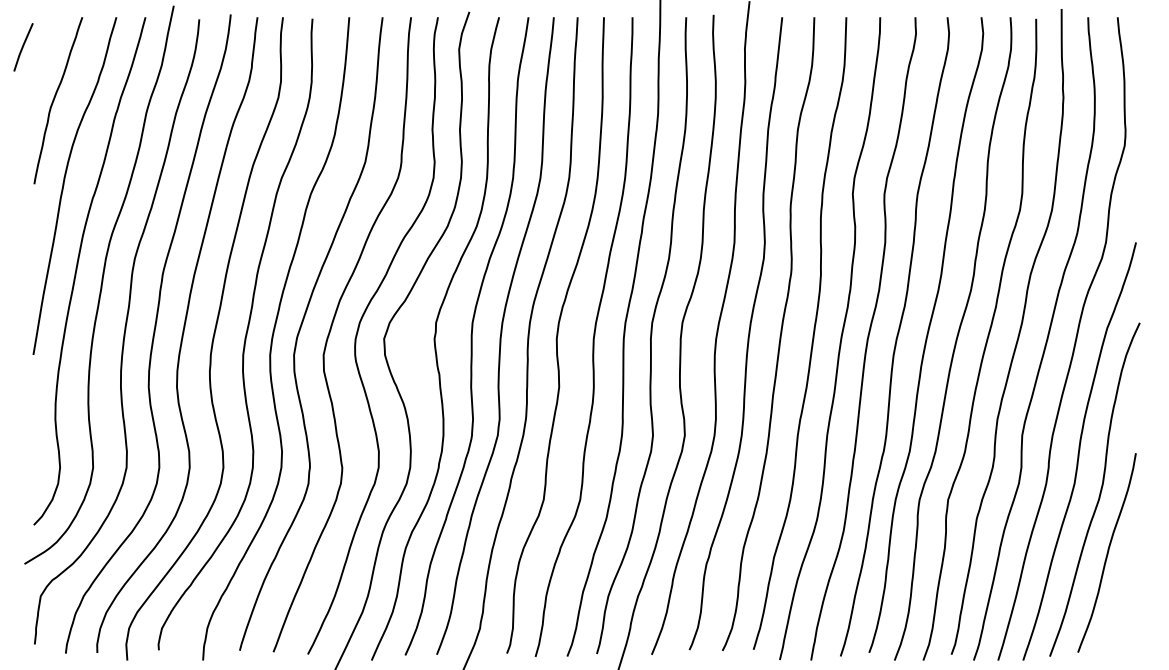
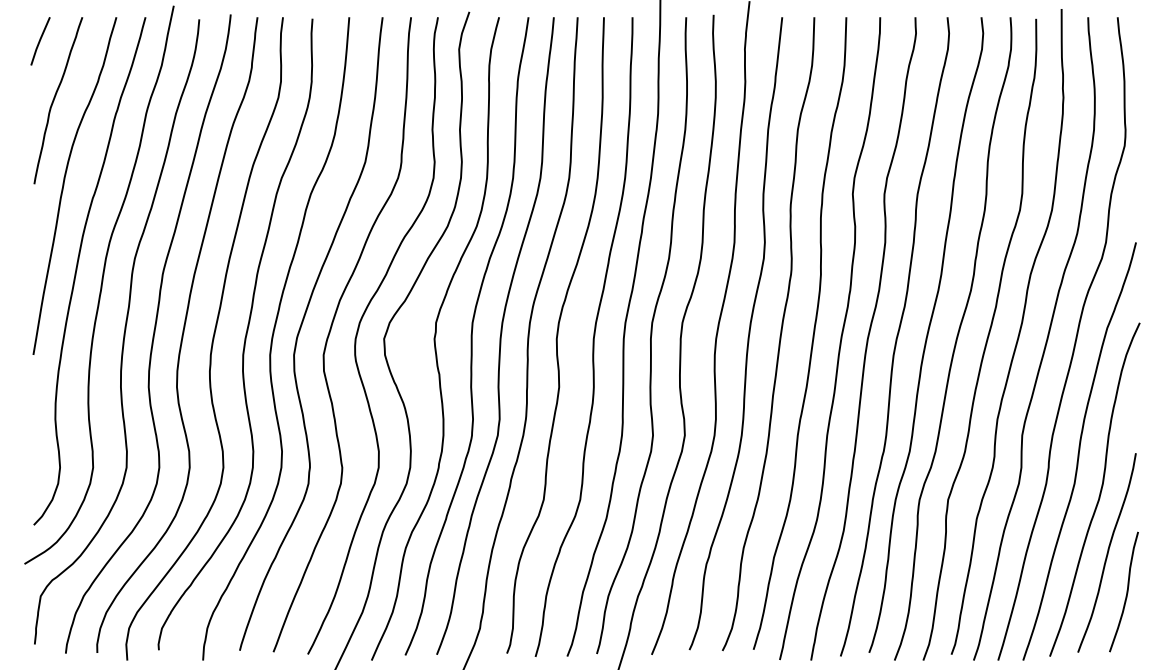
line position: (23, 47) -> (40, 41) (40, 41)
curve: none -> present (1126, 591)
